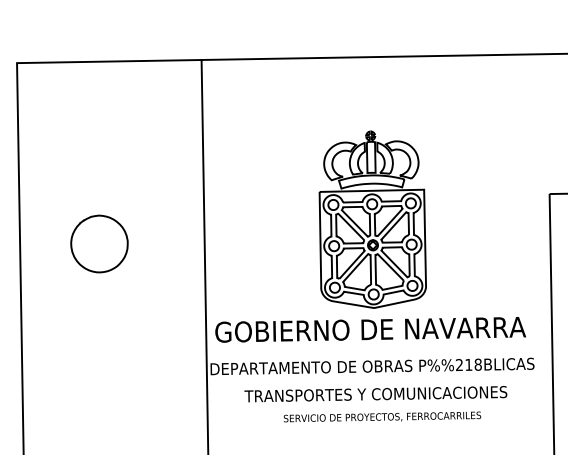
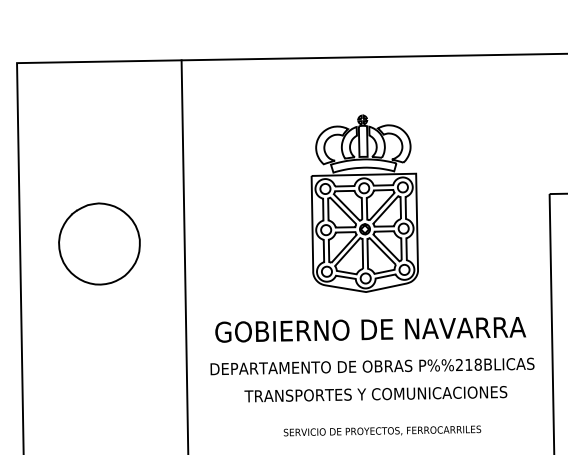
part position: (372, 219) -> (364, 203) (364, 203)
part size: 59x60 px -> 83x84 px (99, 243)
line position: (204, 255) -> (184, 255) (184, 255)
text position: (382, 416) -> (382, 430) (382, 430)
